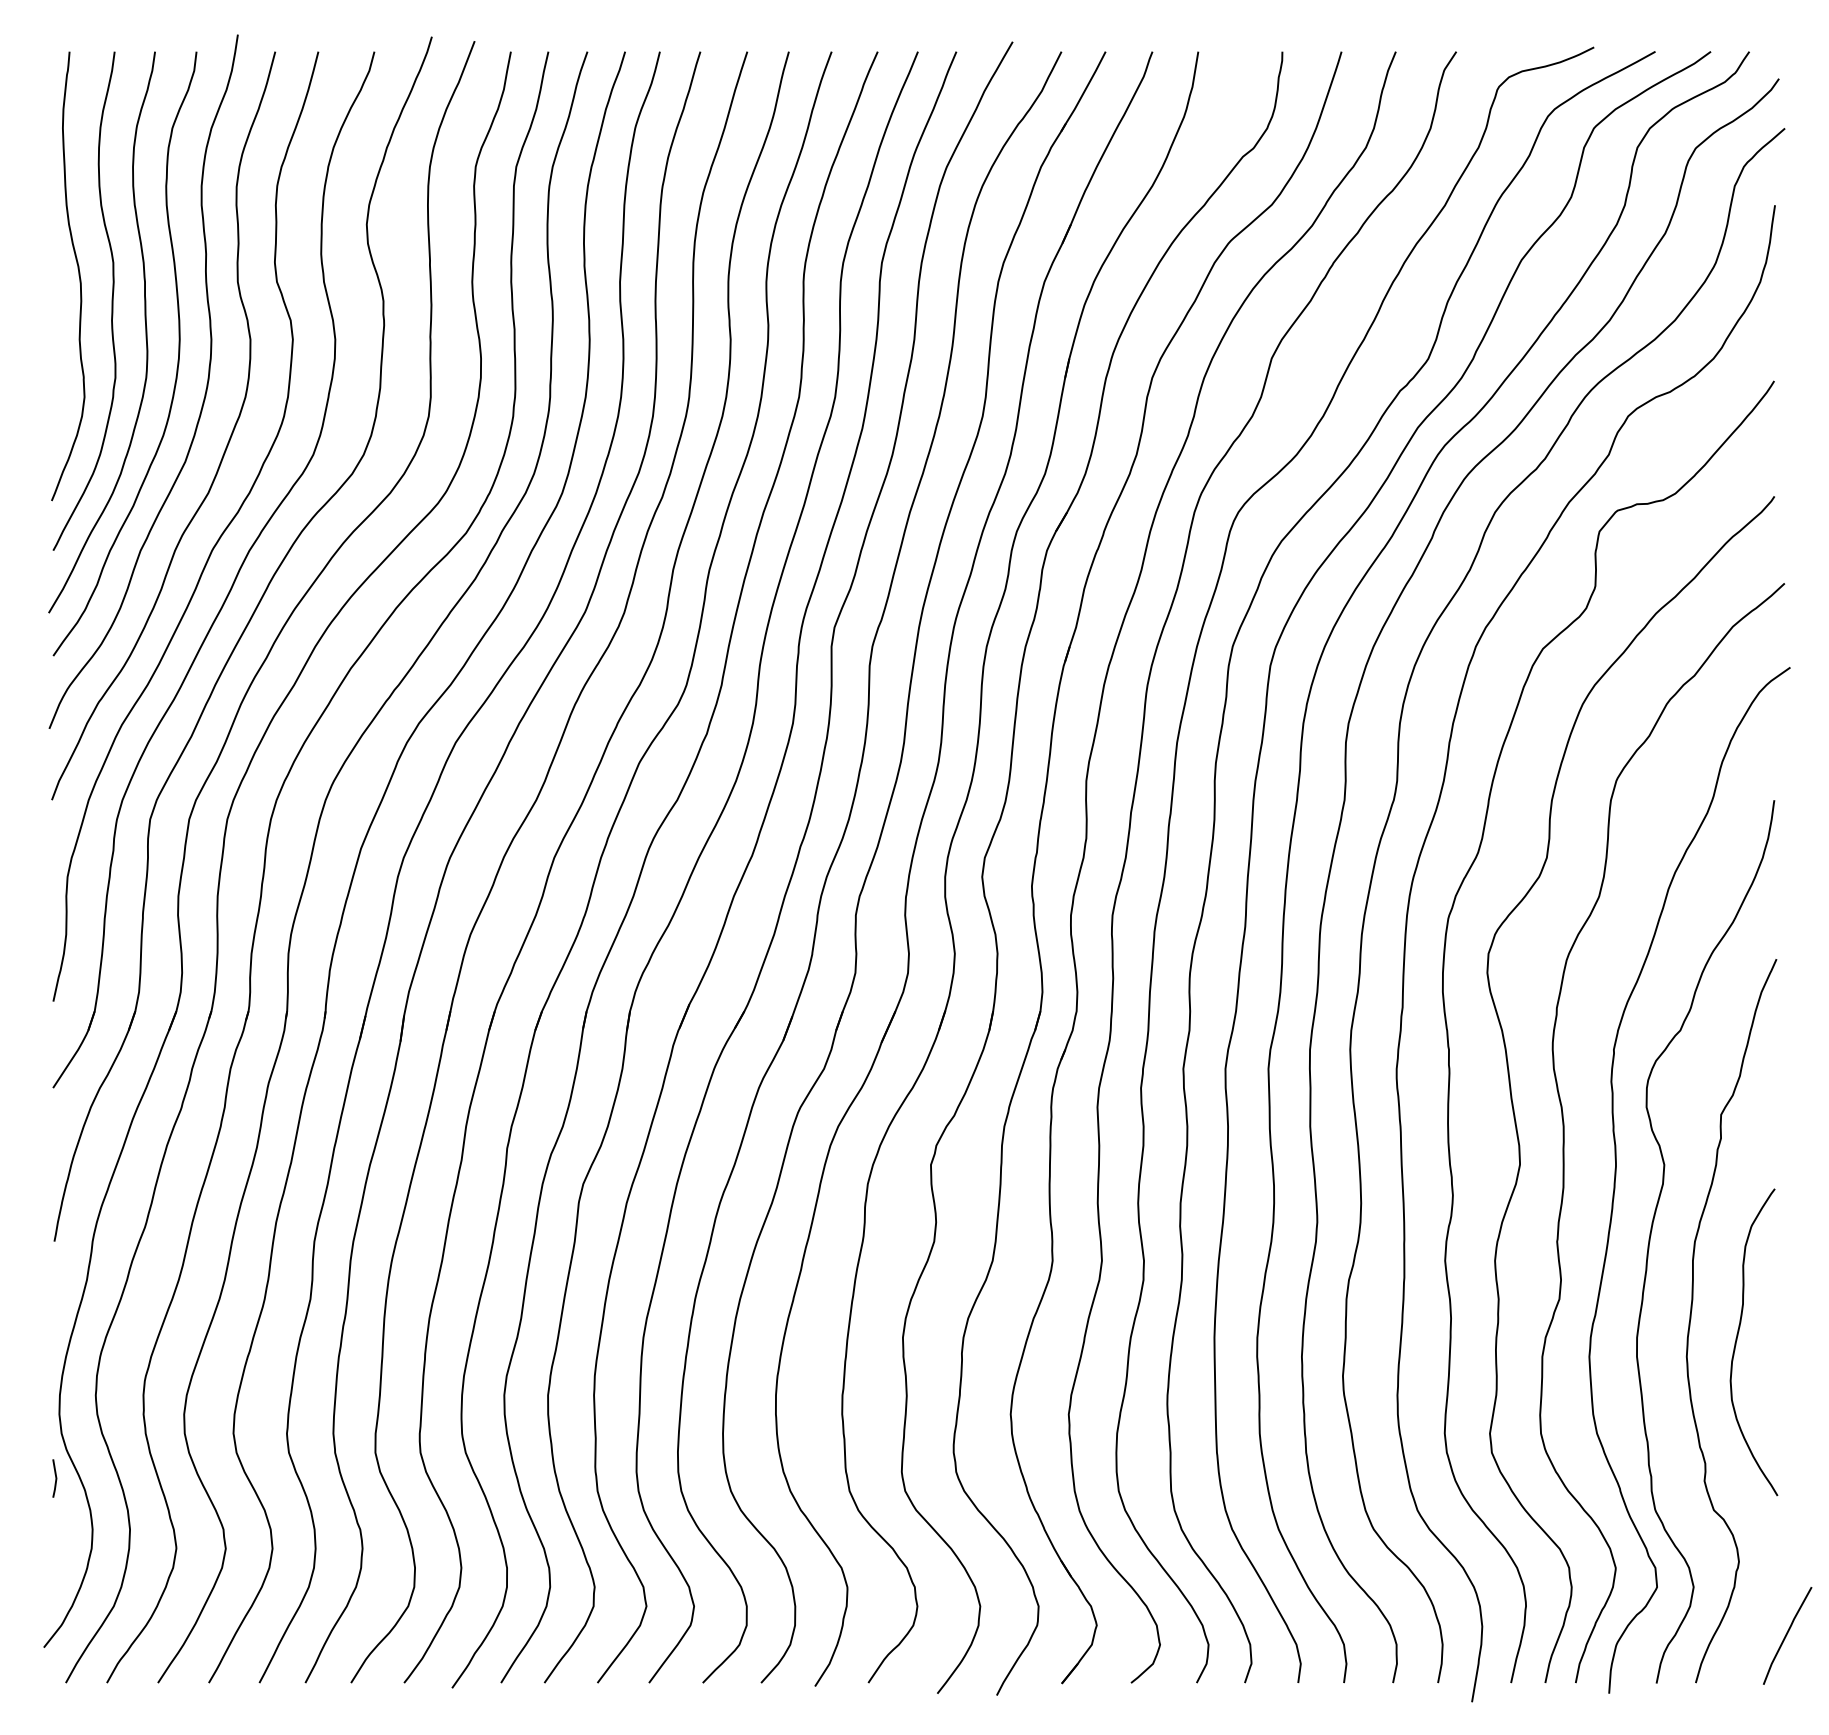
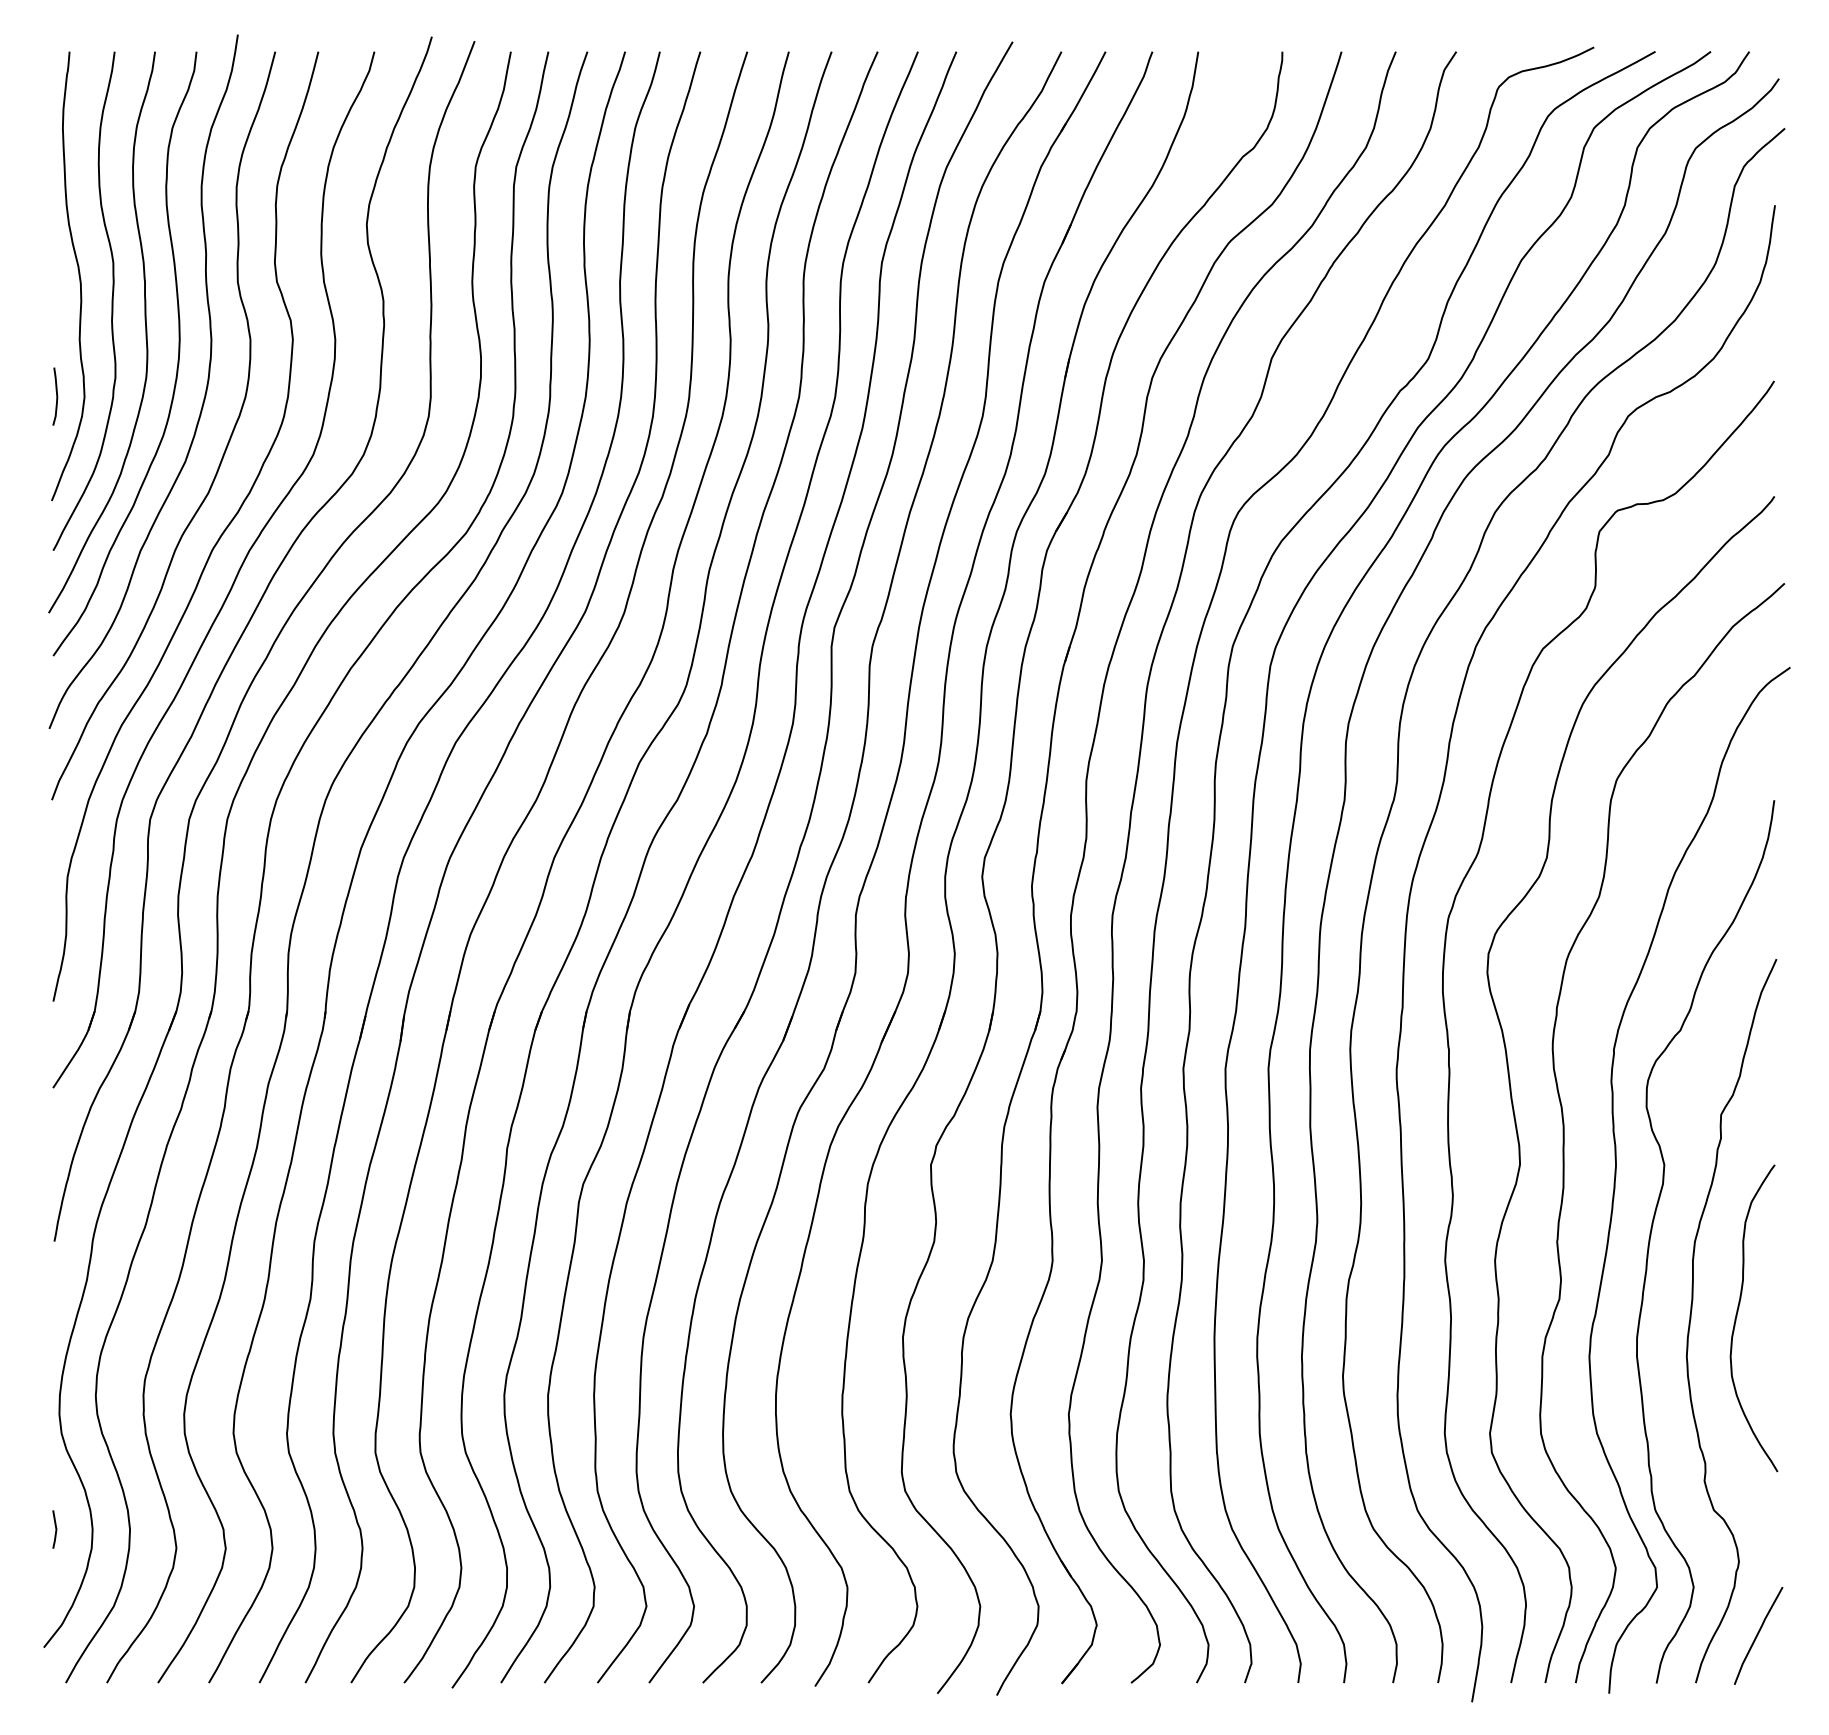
curve: none -> present (56, 396)
curve position: (1738, 1336) -> (1738, 1312) (1738, 1312)
line position: (55, 1478) -> (55, 1529) (55, 1529)
line position: (1787, 1635) -> (1758, 1635) (1758, 1635)
